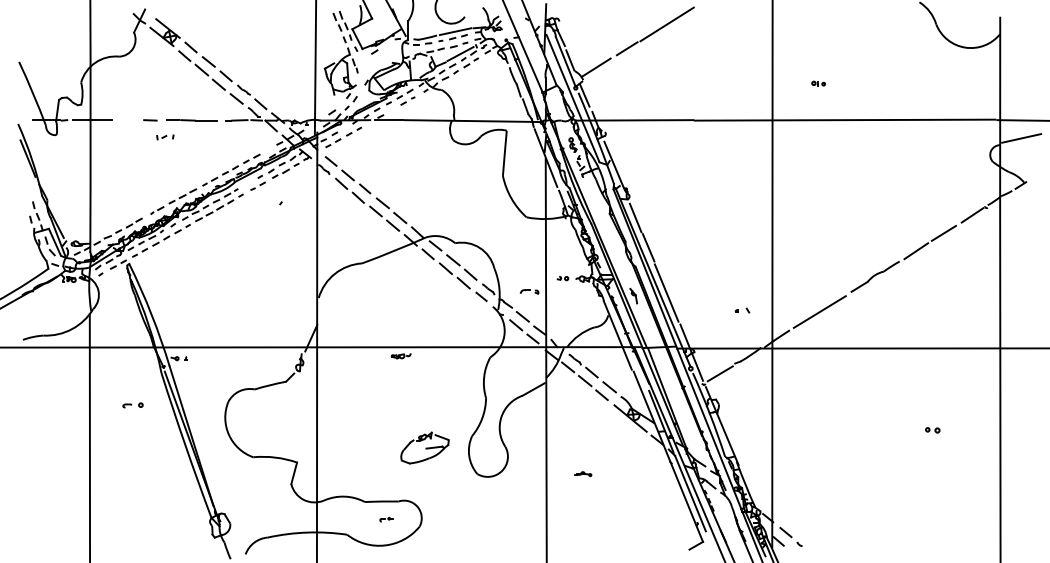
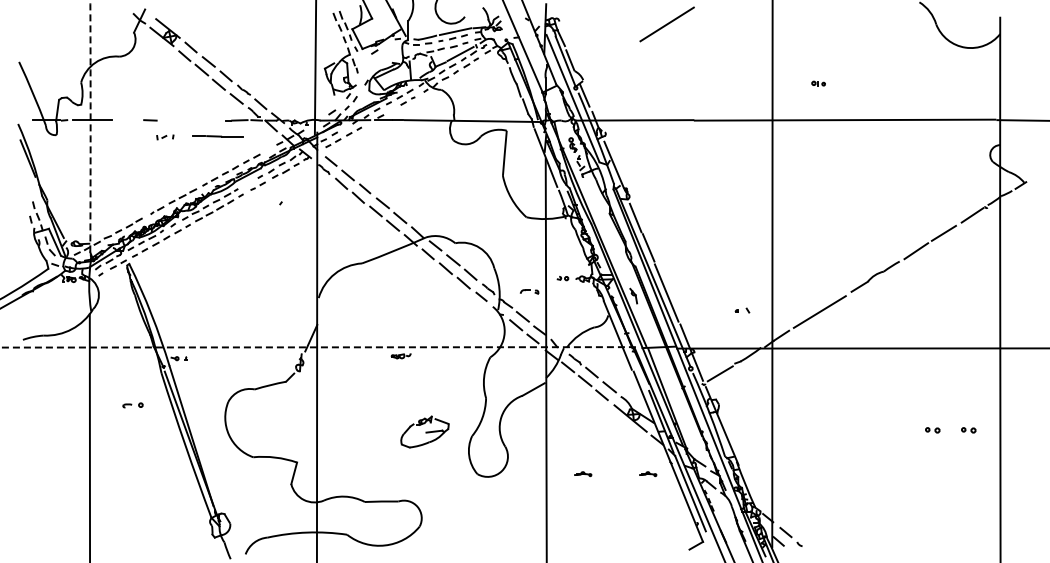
line: present -> none (626, 48)
line: present -> none (595, 67)
line position: (191, 120) -> (217, 136) (217, 136)
arc: solid -> dashed (90, 125)
line: present -> none (1021, 138)
line: solid -> dashed (320, 347)
part: none -> present (968, 430)
part position: (424, 447) -> (424, 431) (424, 431)
part: none -> present (648, 474)
part: present -> none (386, 519)
